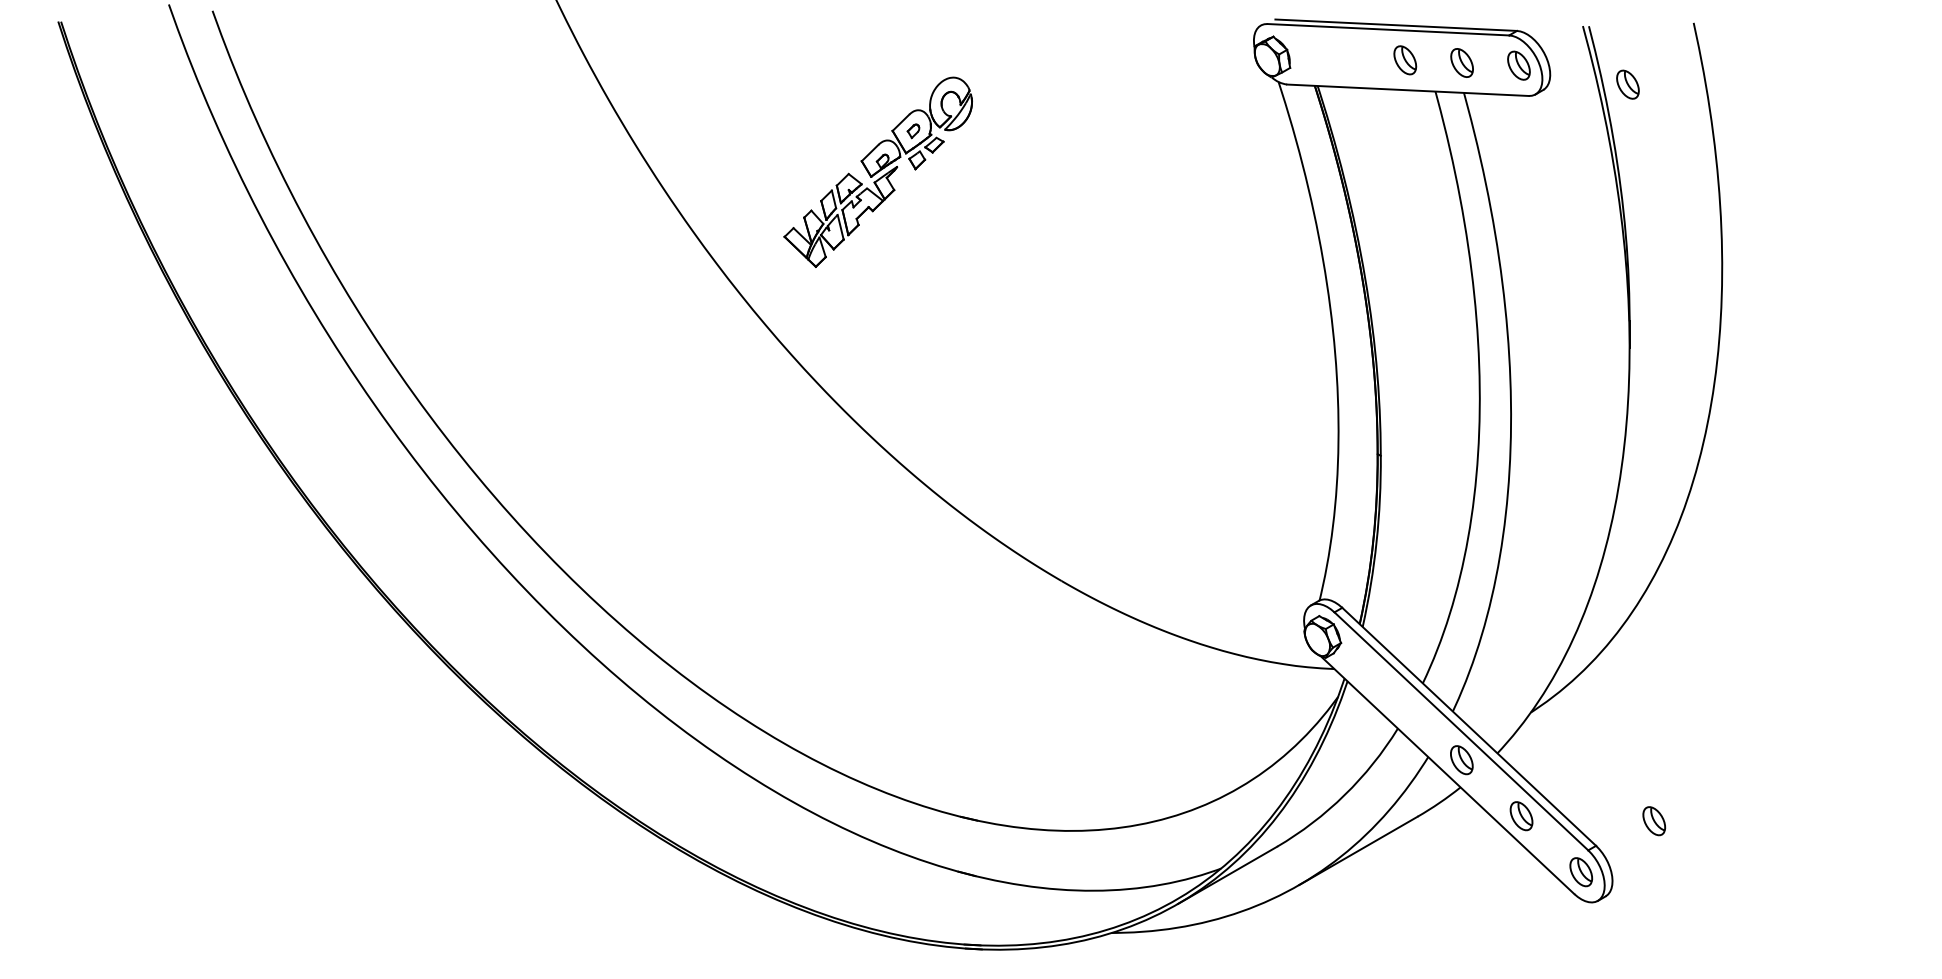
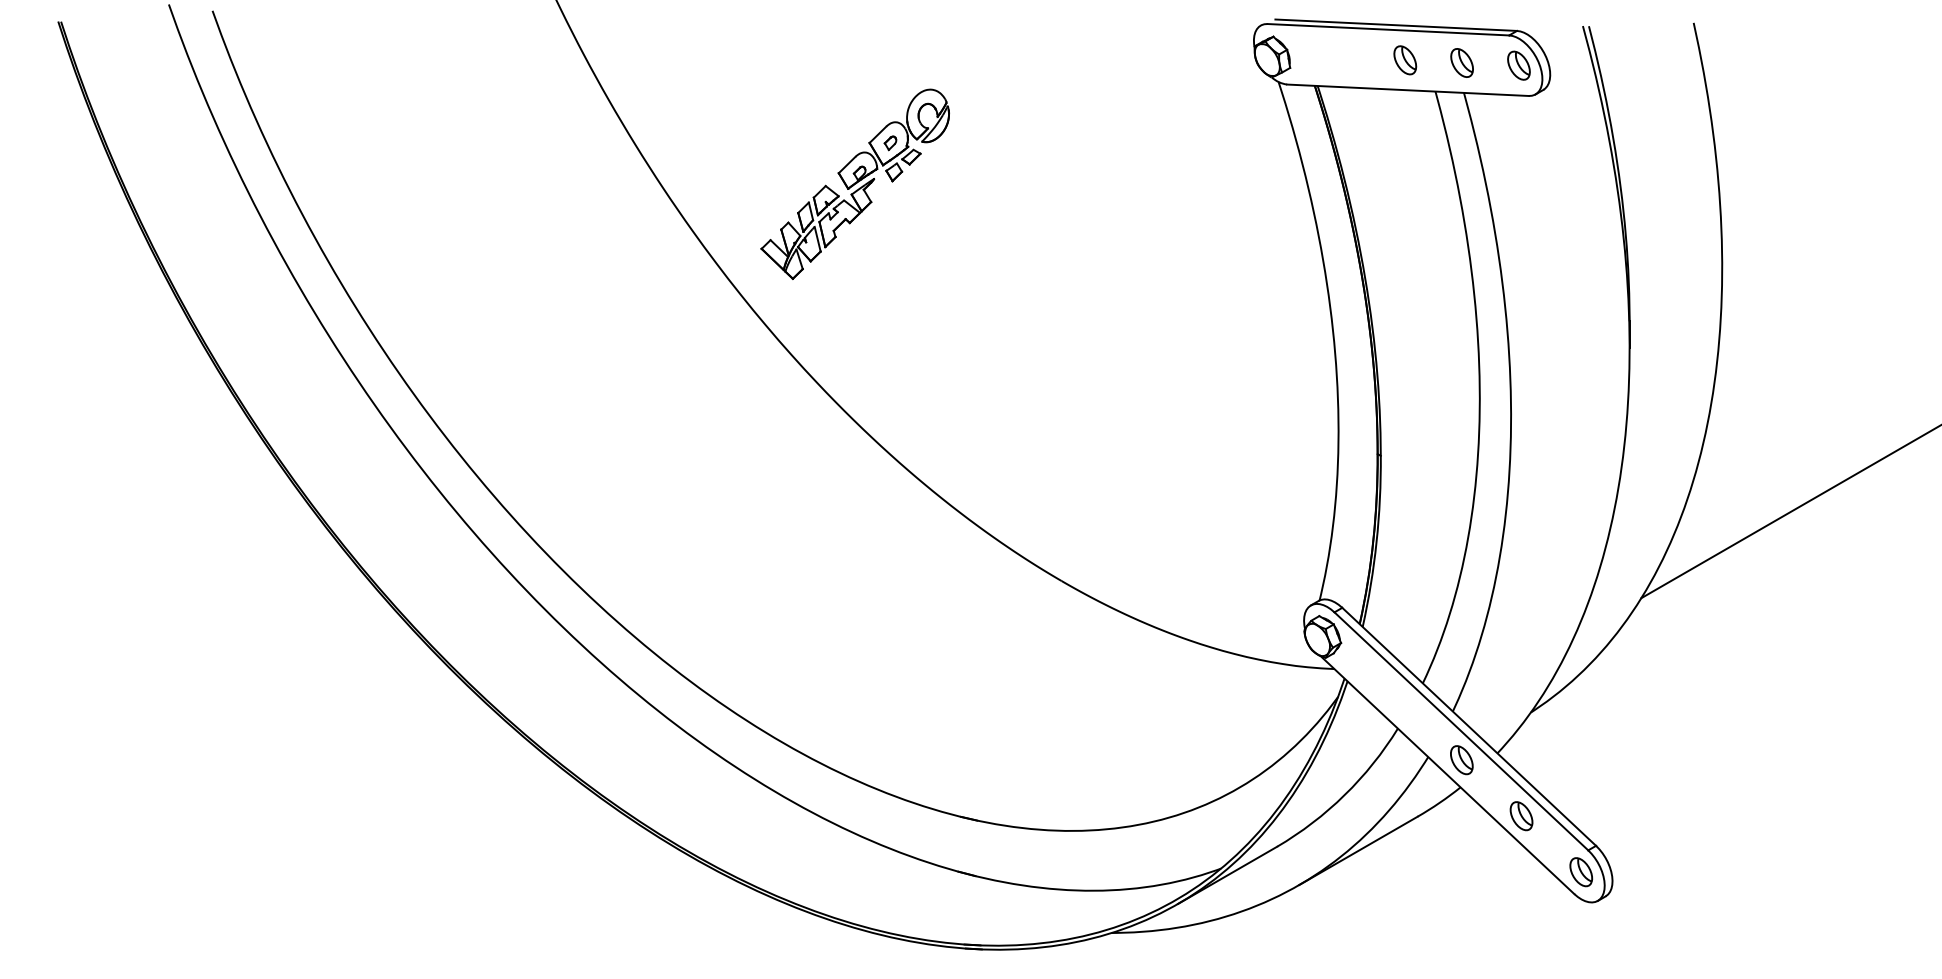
part: present -> none (1627, 84)
part position: (877, 171) -> (854, 183) (854, 183)
line: none -> present (1789, 512)
part: present -> none (1654, 821)
